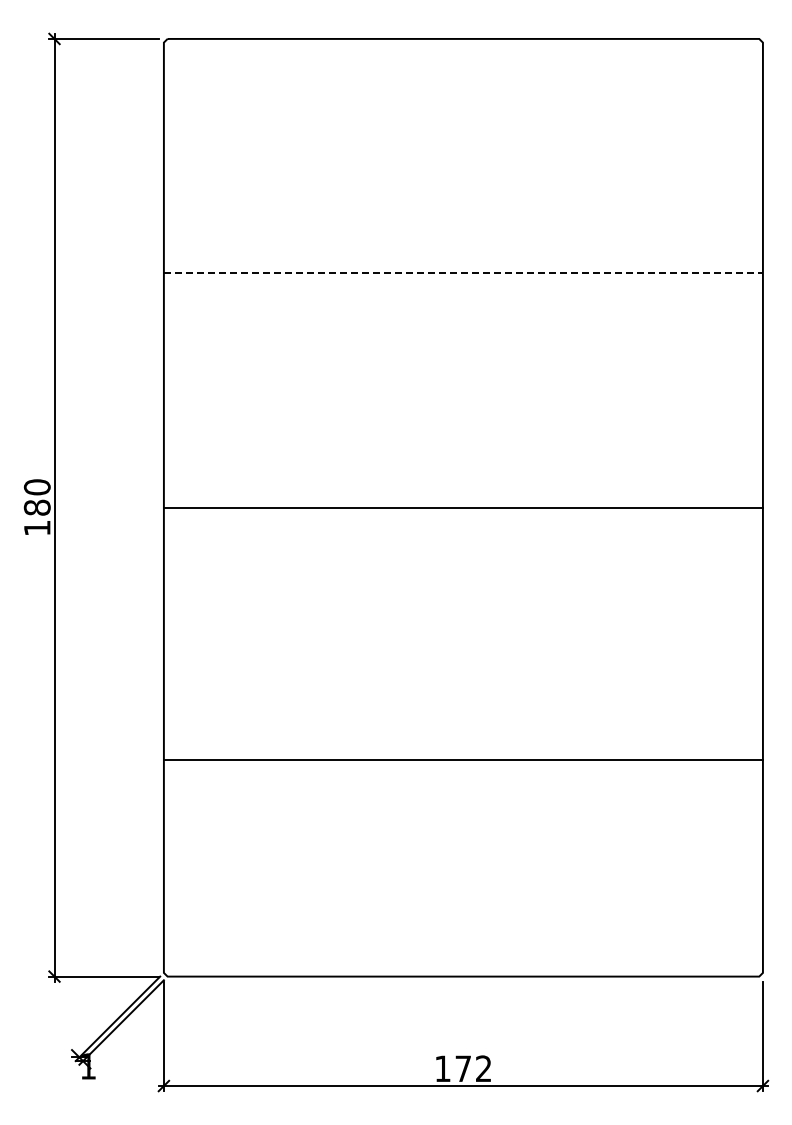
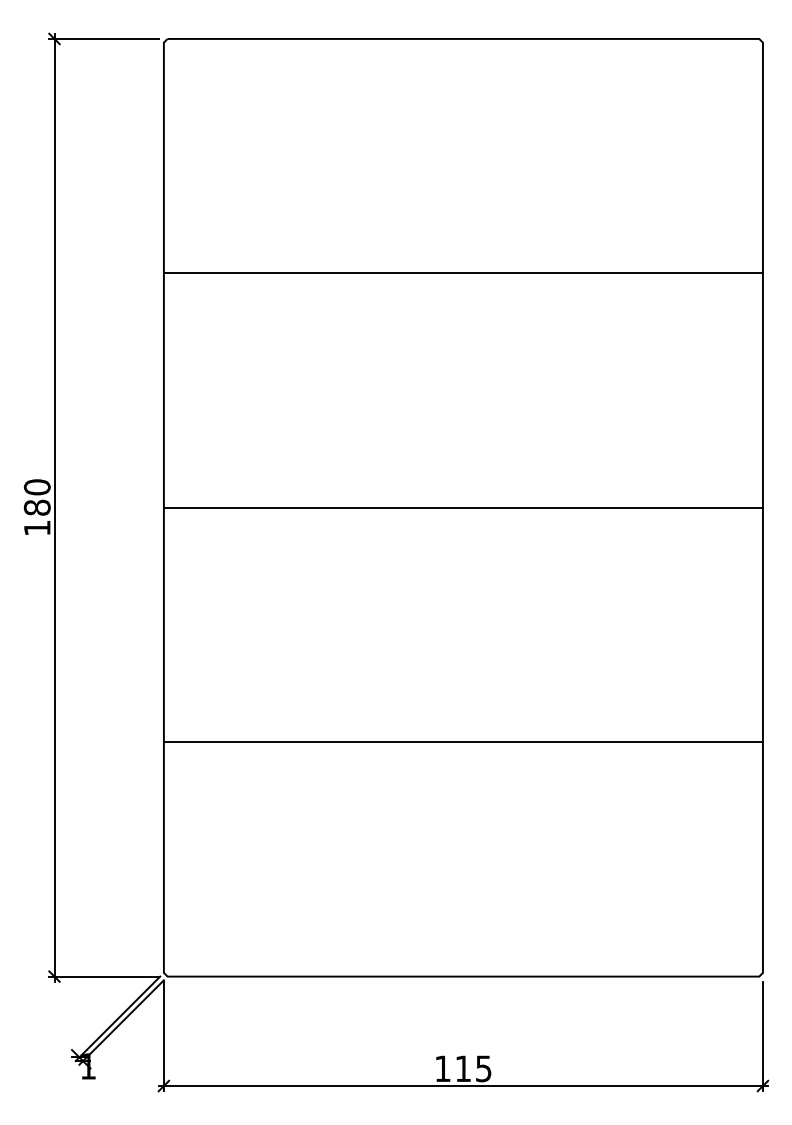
line: dashed -> solid (463, 273)
line position: (462, 760) -> (462, 742) (462, 742)
text: 172 -> 115 (473, 1068)
